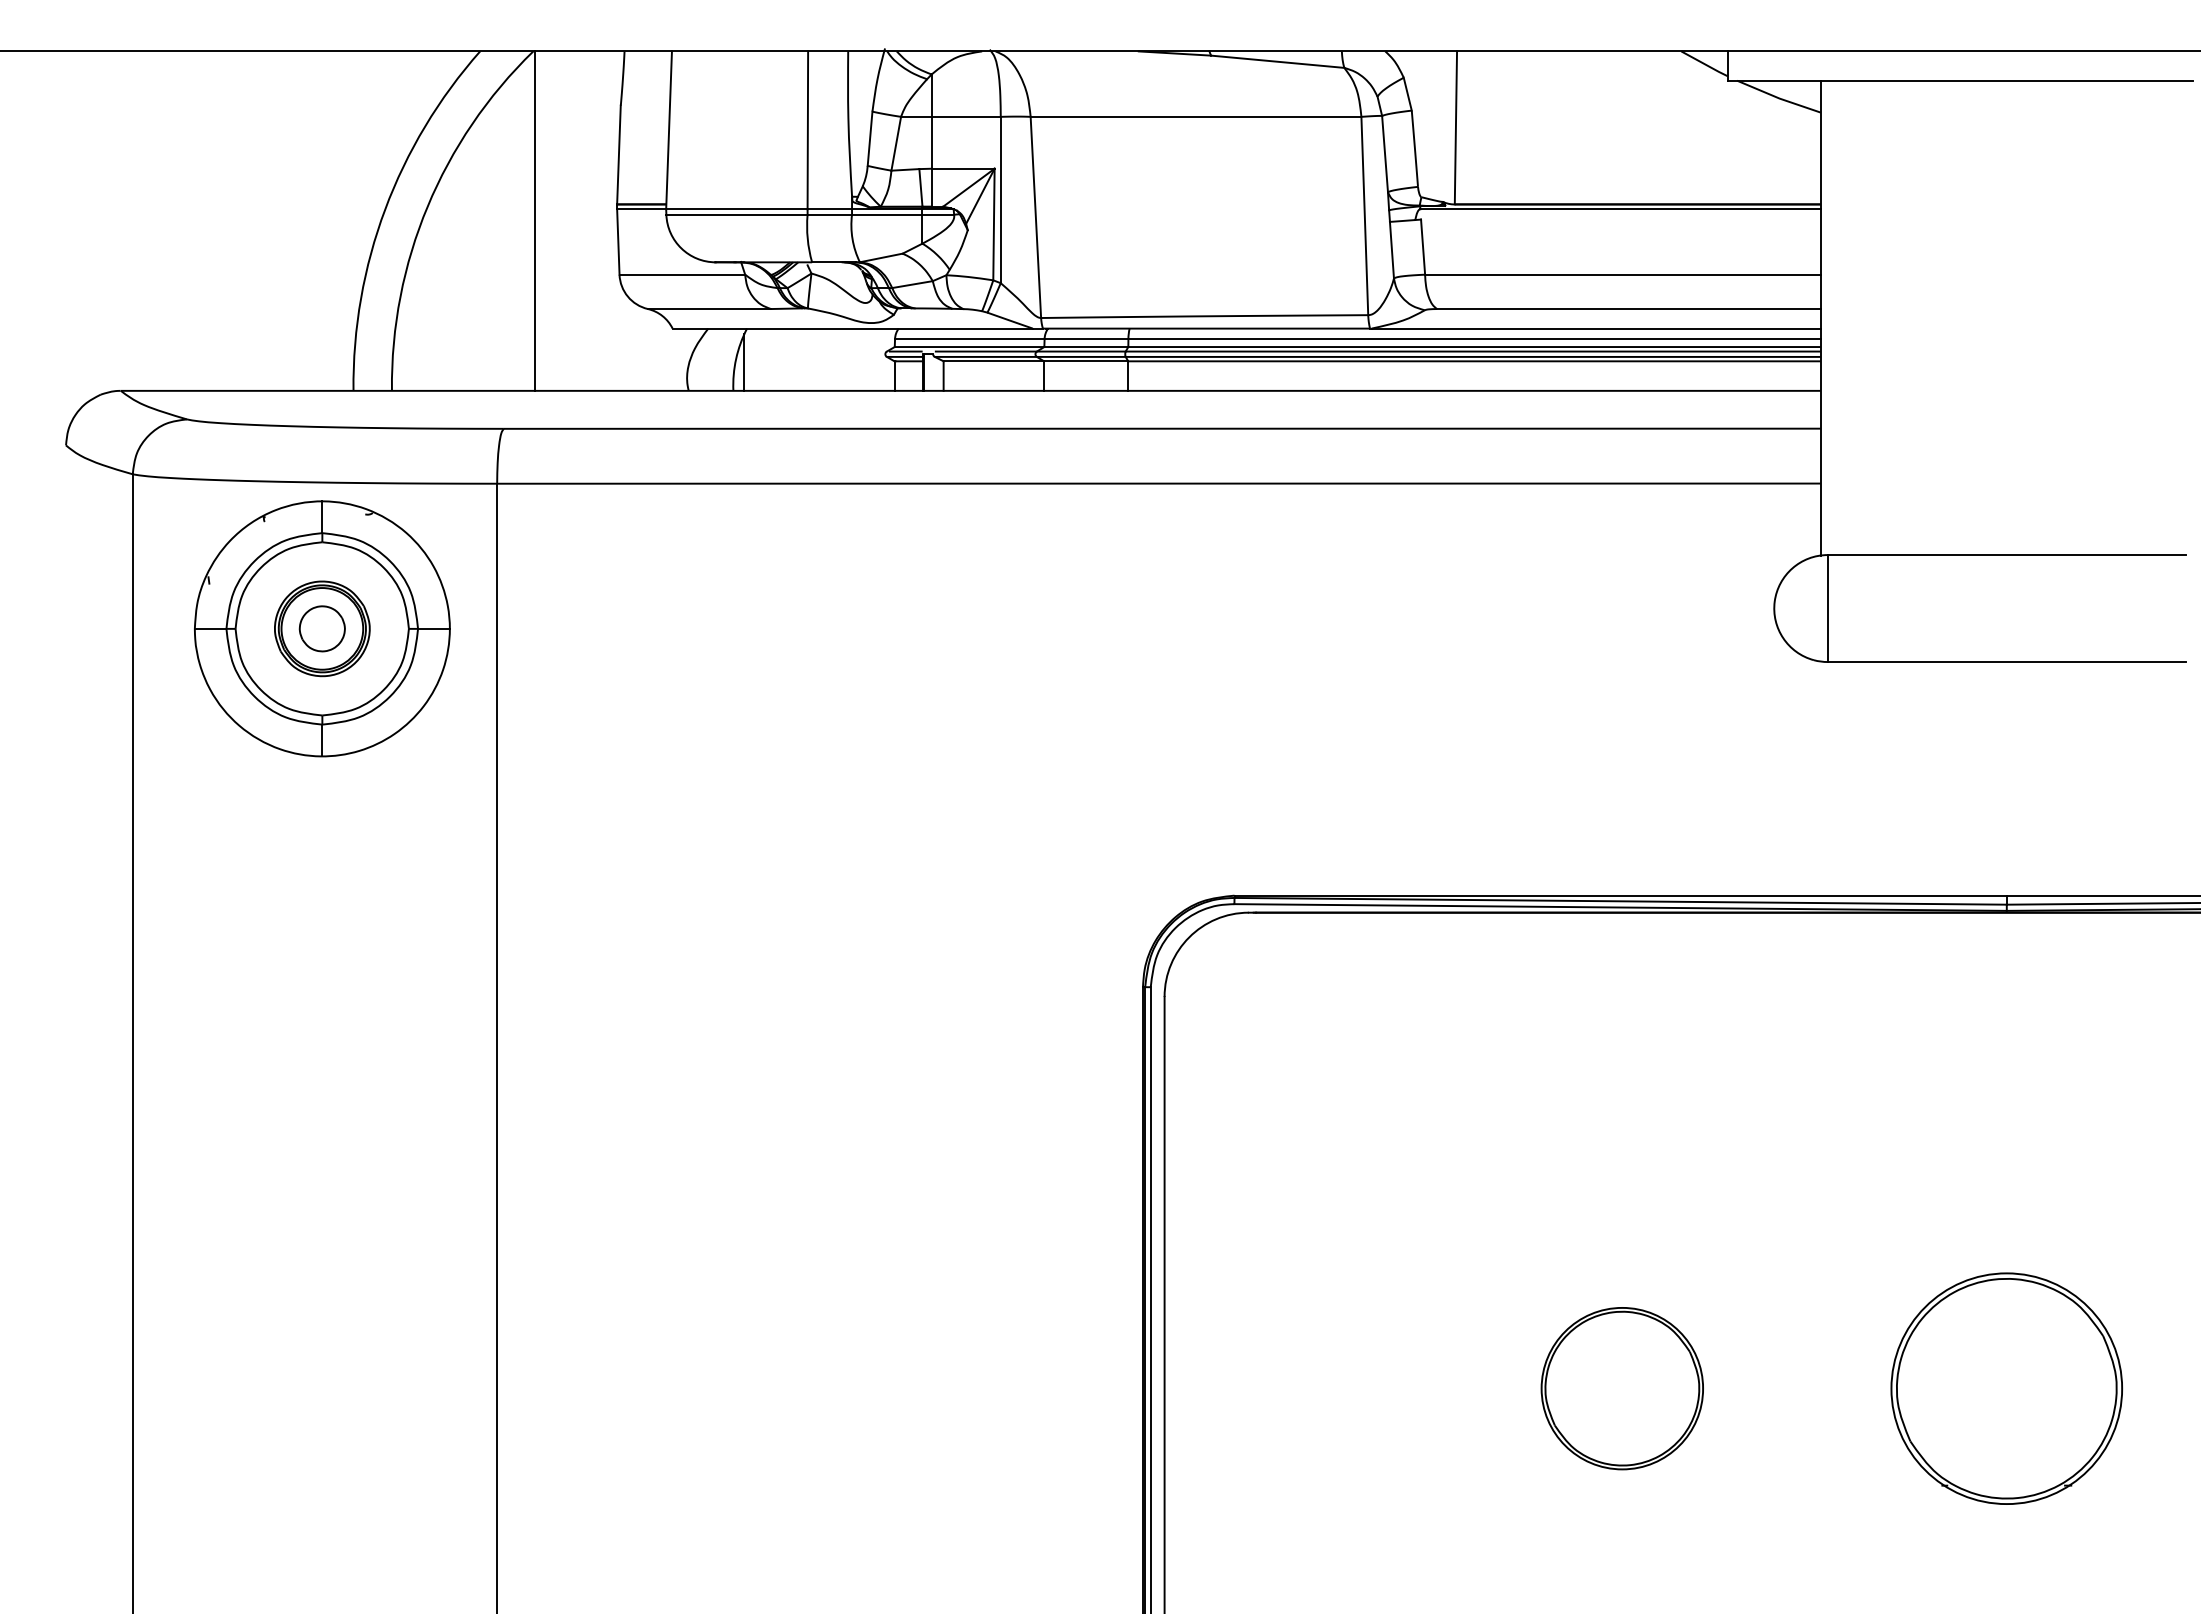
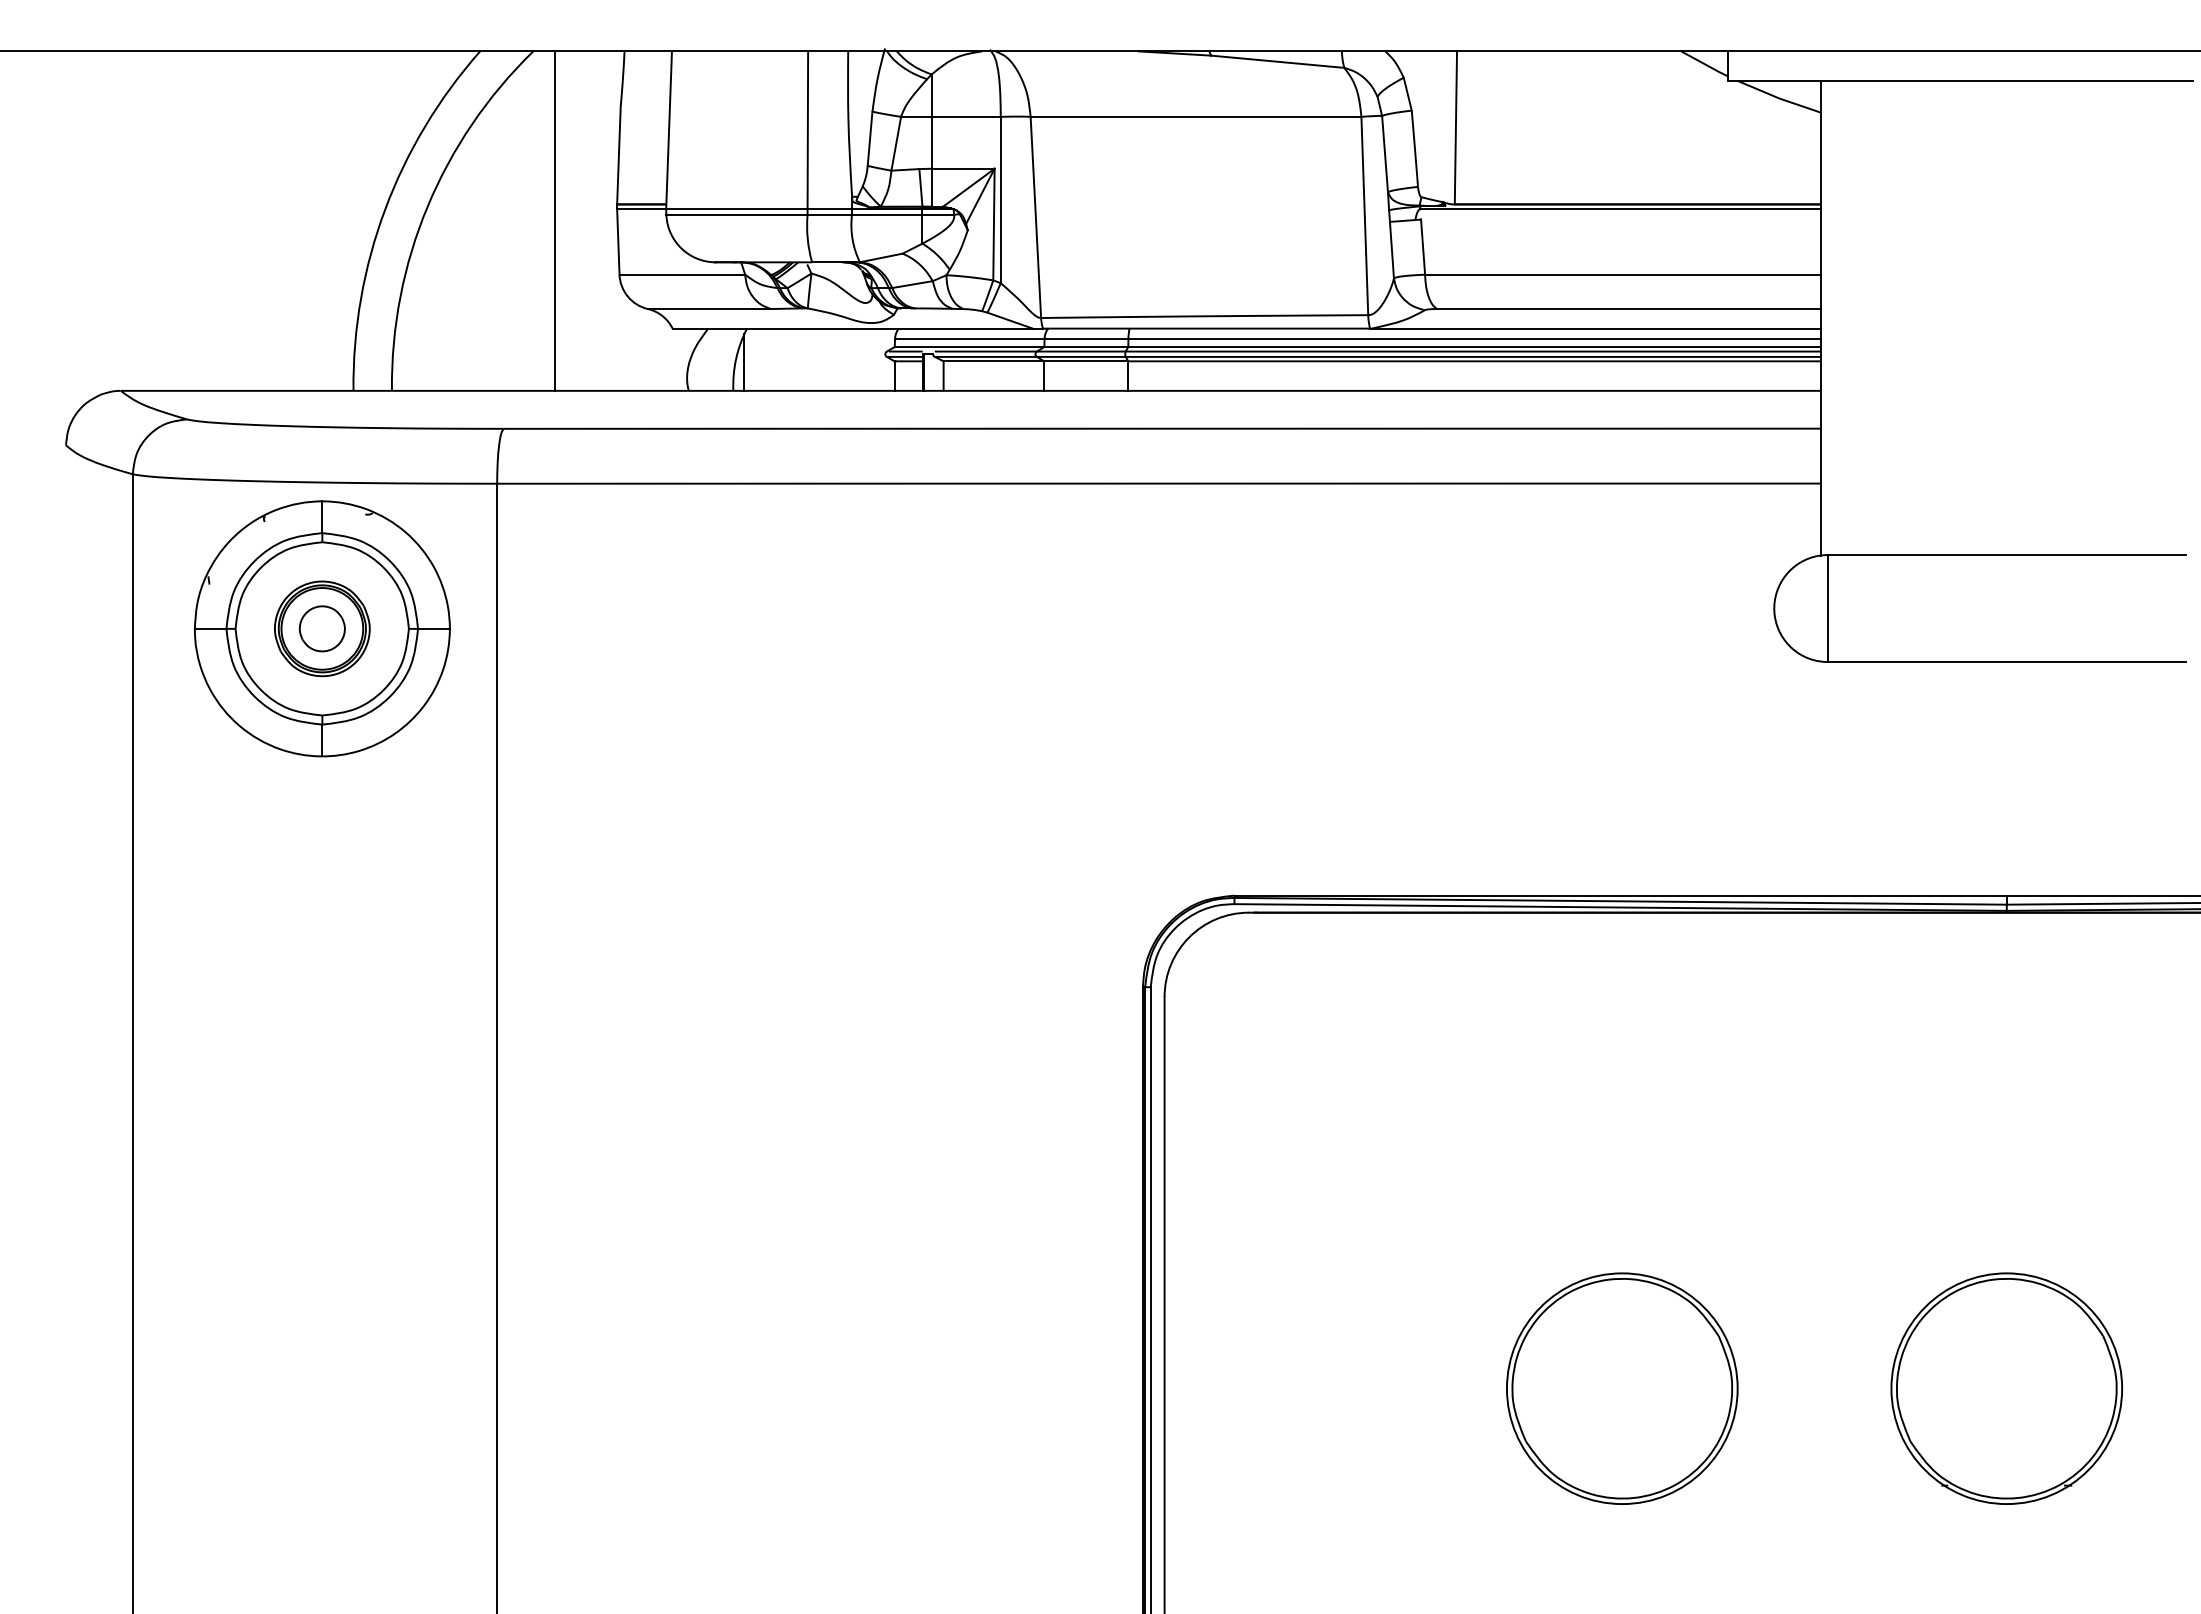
line position: (534, 220) -> (554, 220) (554, 220)
part size: 164x164 px -> 233x233 px (1622, 1388)
